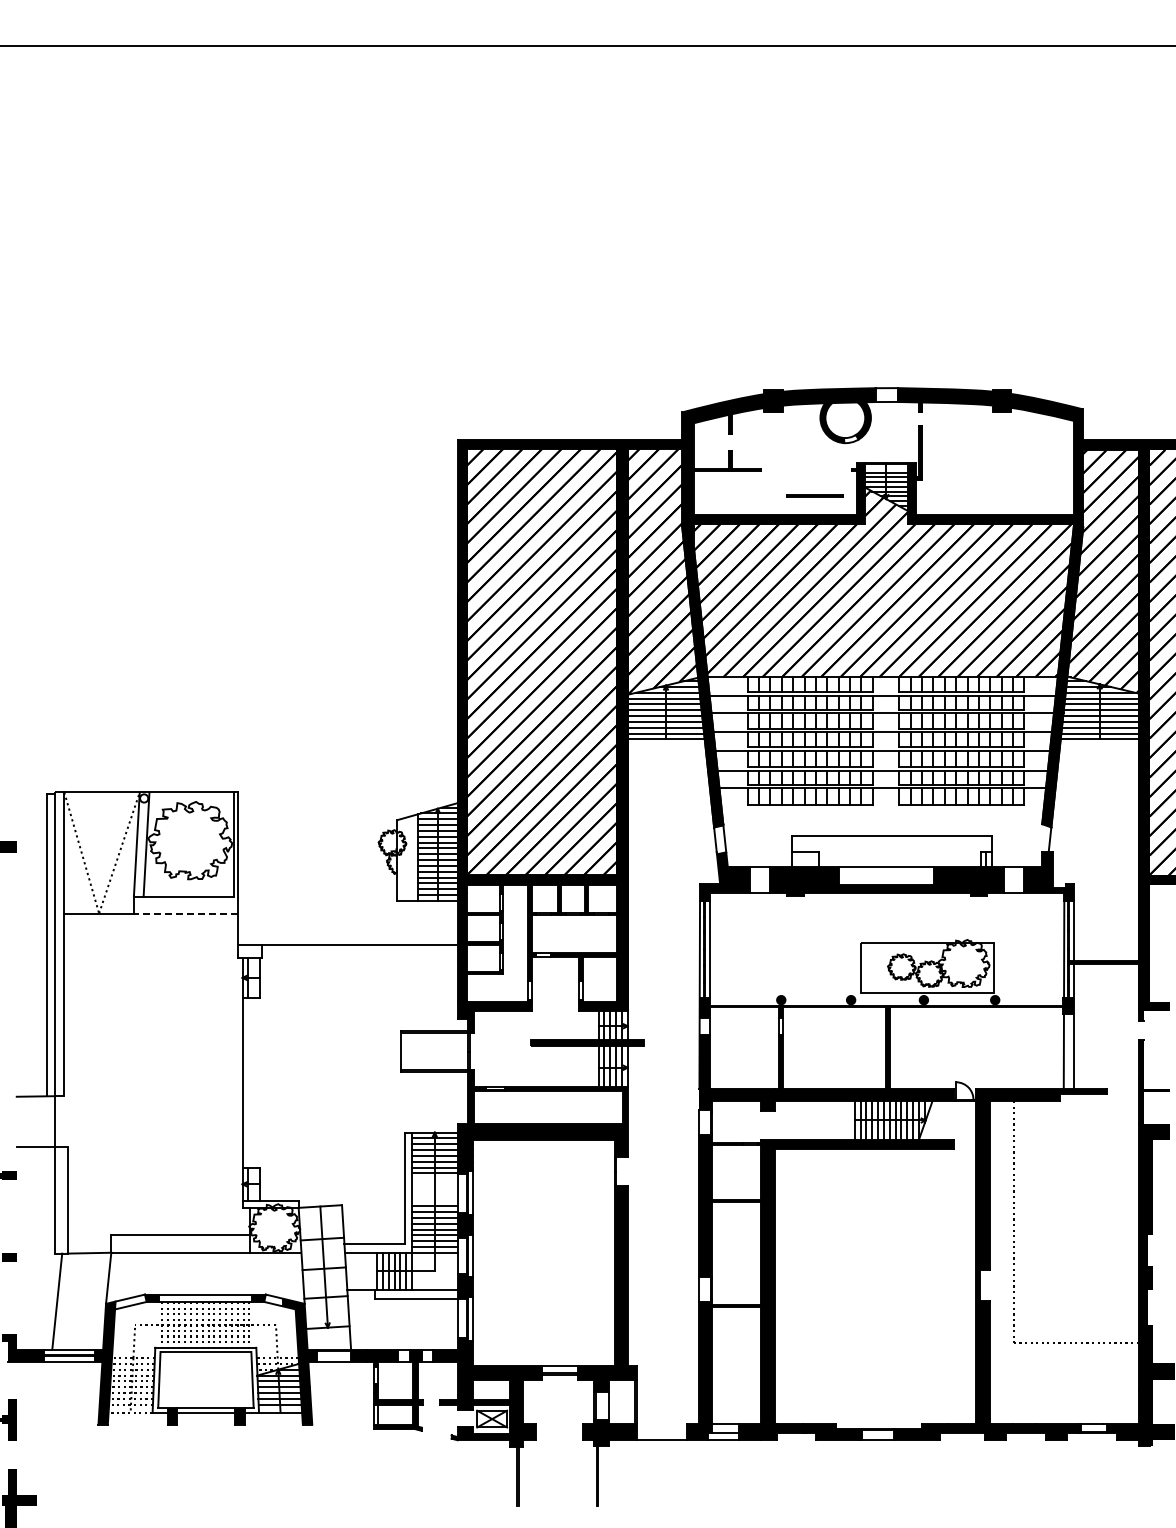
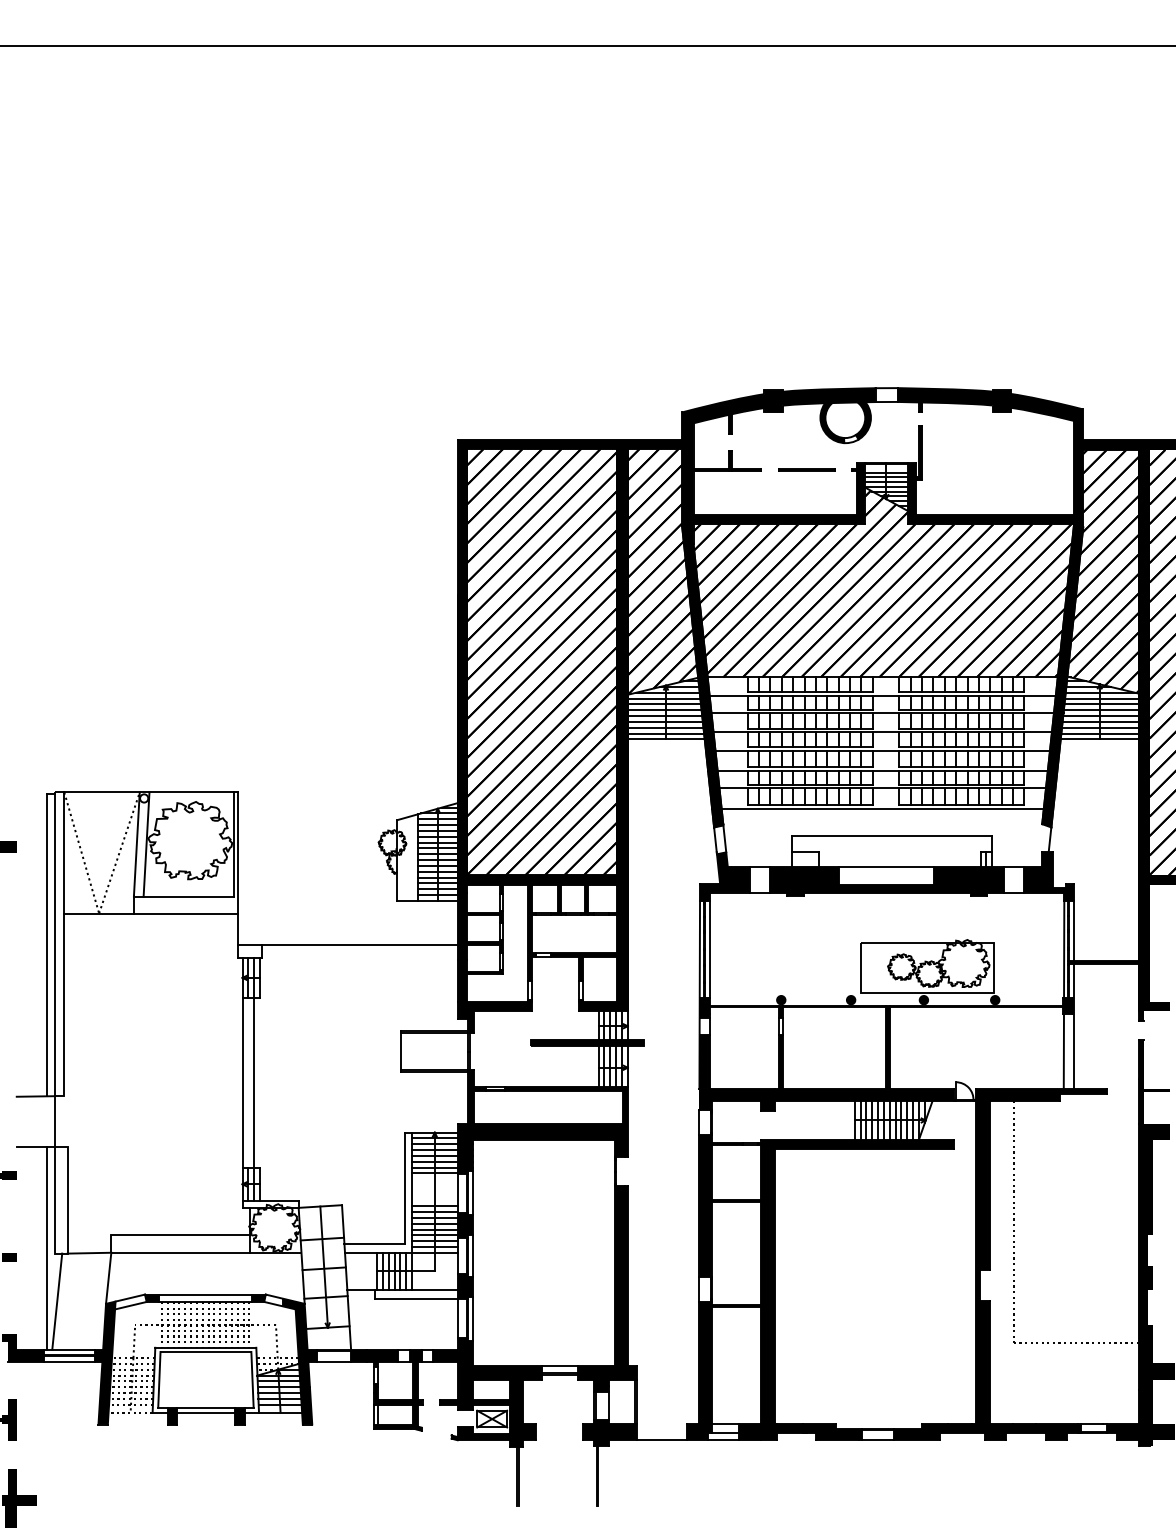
line position: (814, 495) -> (806, 469) (806, 469)
line: none -> present (882, 808)
line: dashed -> solid (185, 913)
line: none -> present (254, 1079)
line: none -> present (47, 1248)
